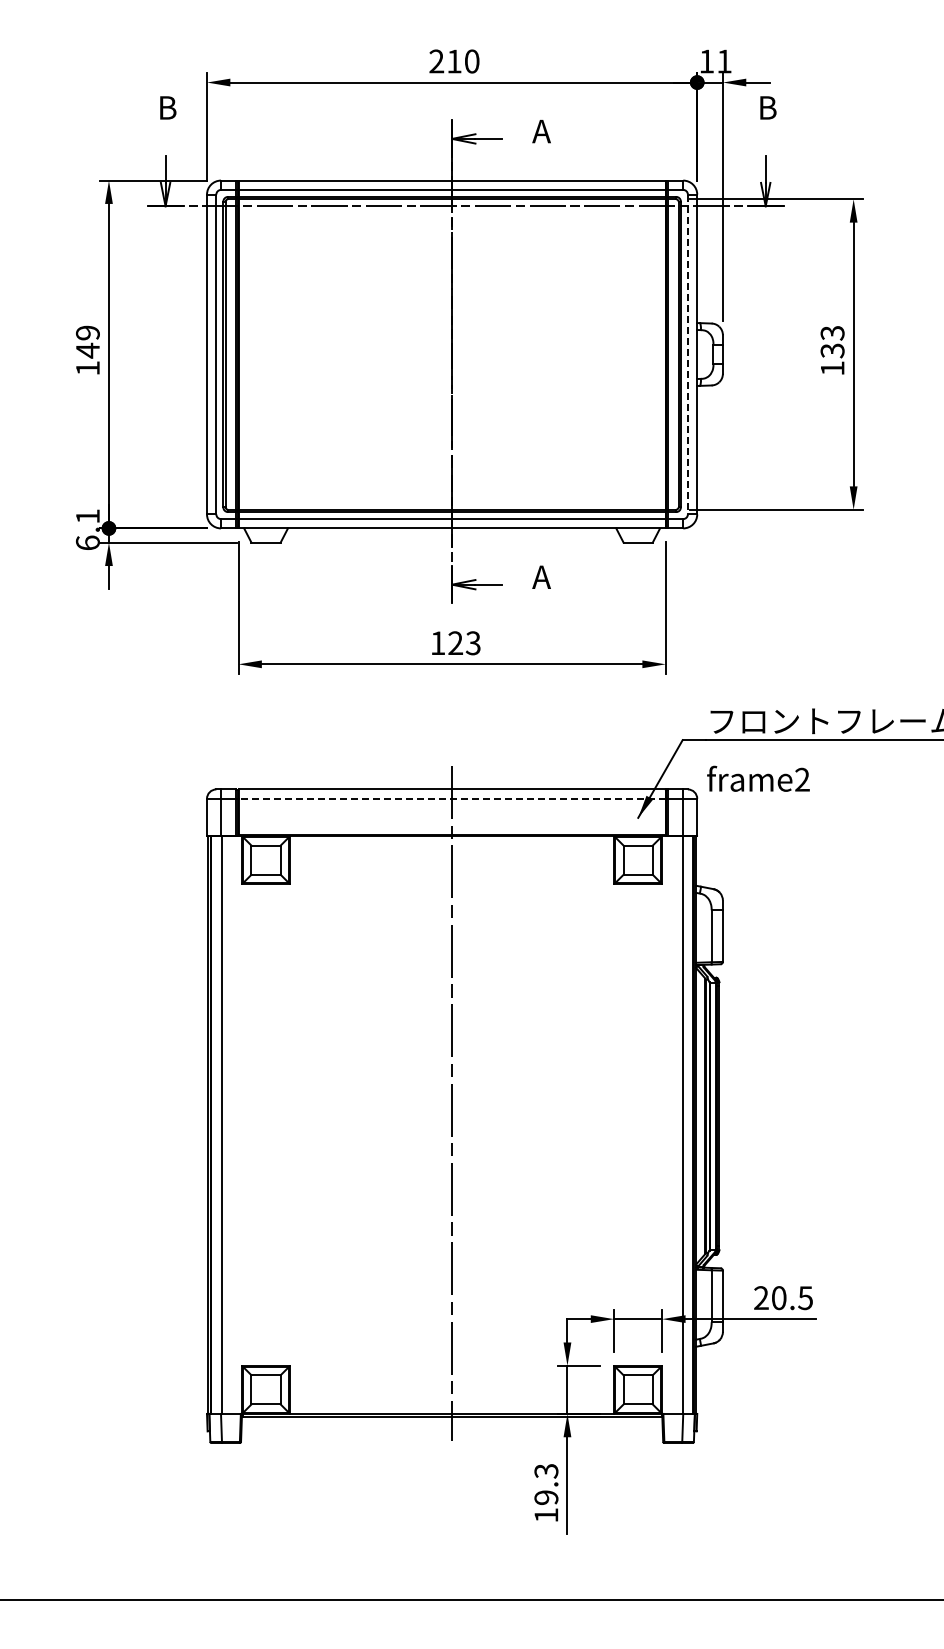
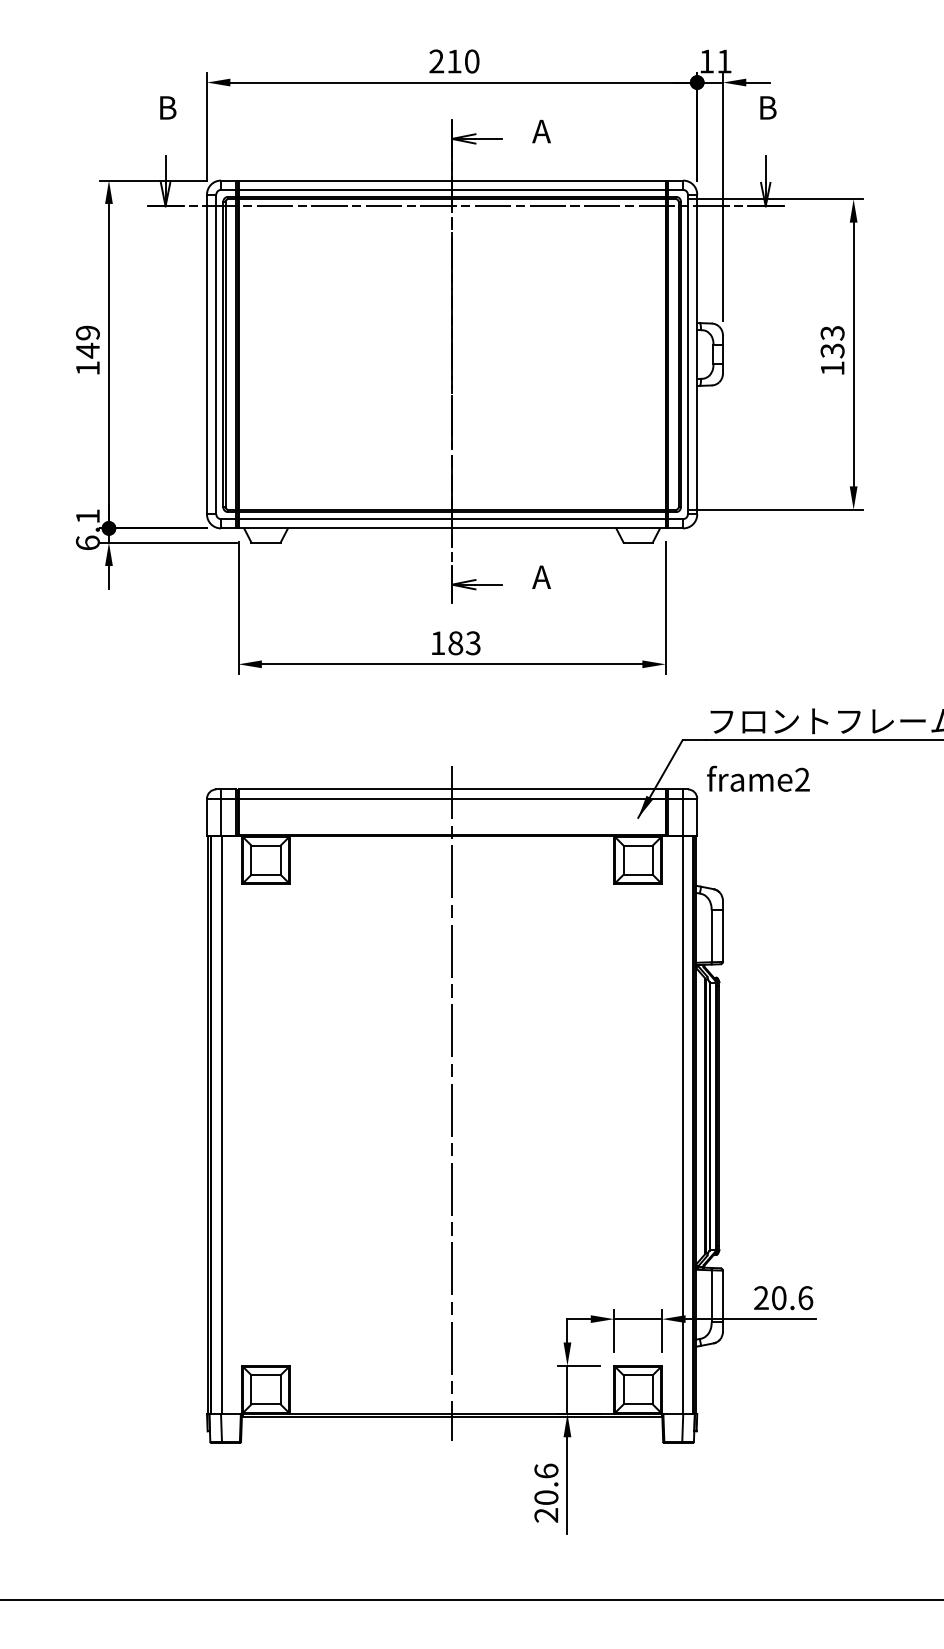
line: dashed -> solid (687, 354)
text: 123 -> 183 (455, 643)
line: dashed -> solid (452, 798)
text: 20.5 -> 20.6 (805, 1298)
text: 19.3 -> 20.6 (546, 1492)
